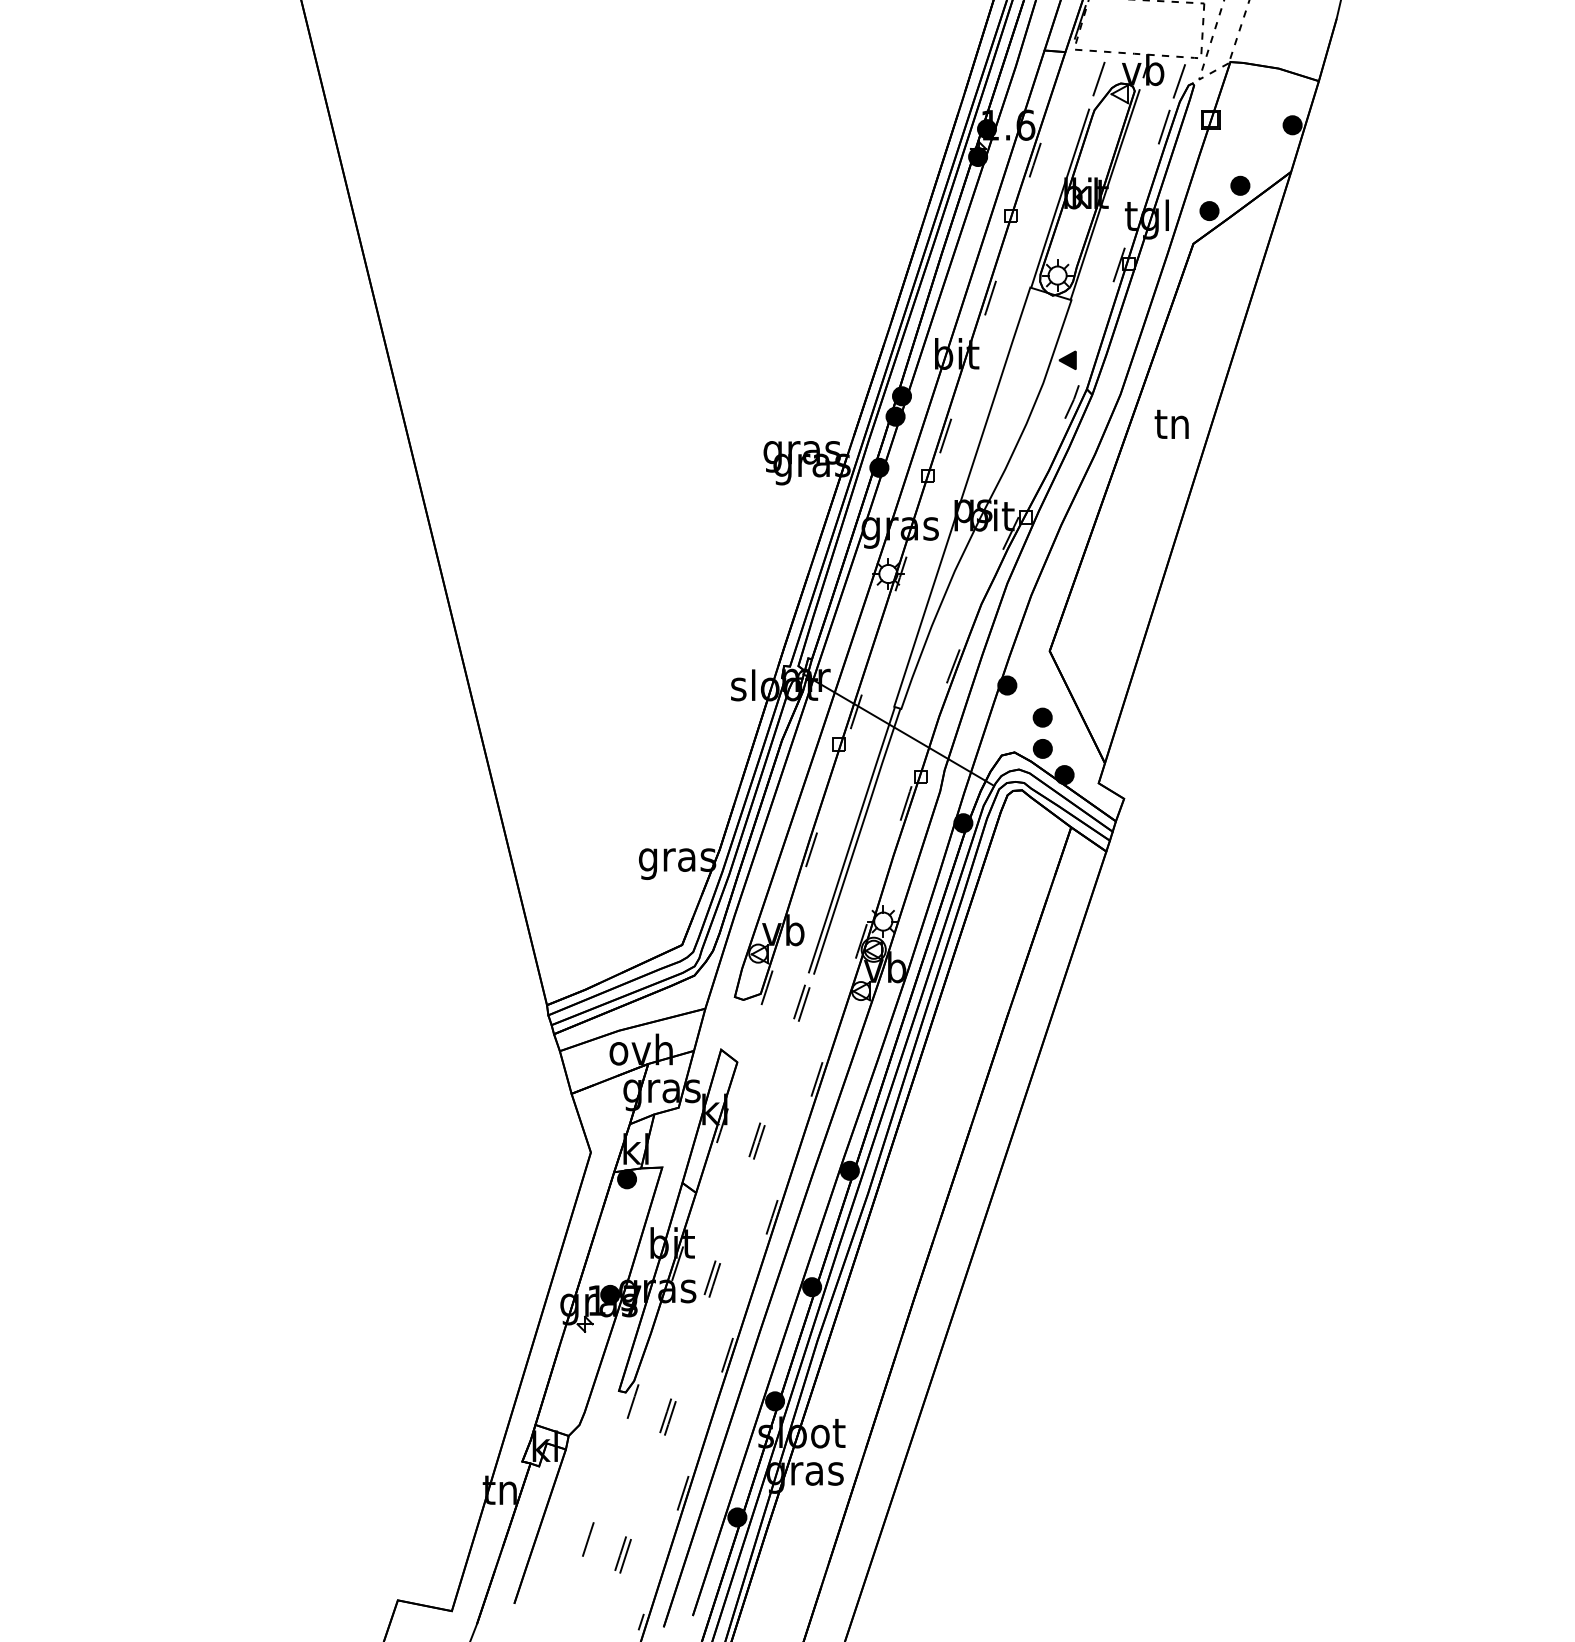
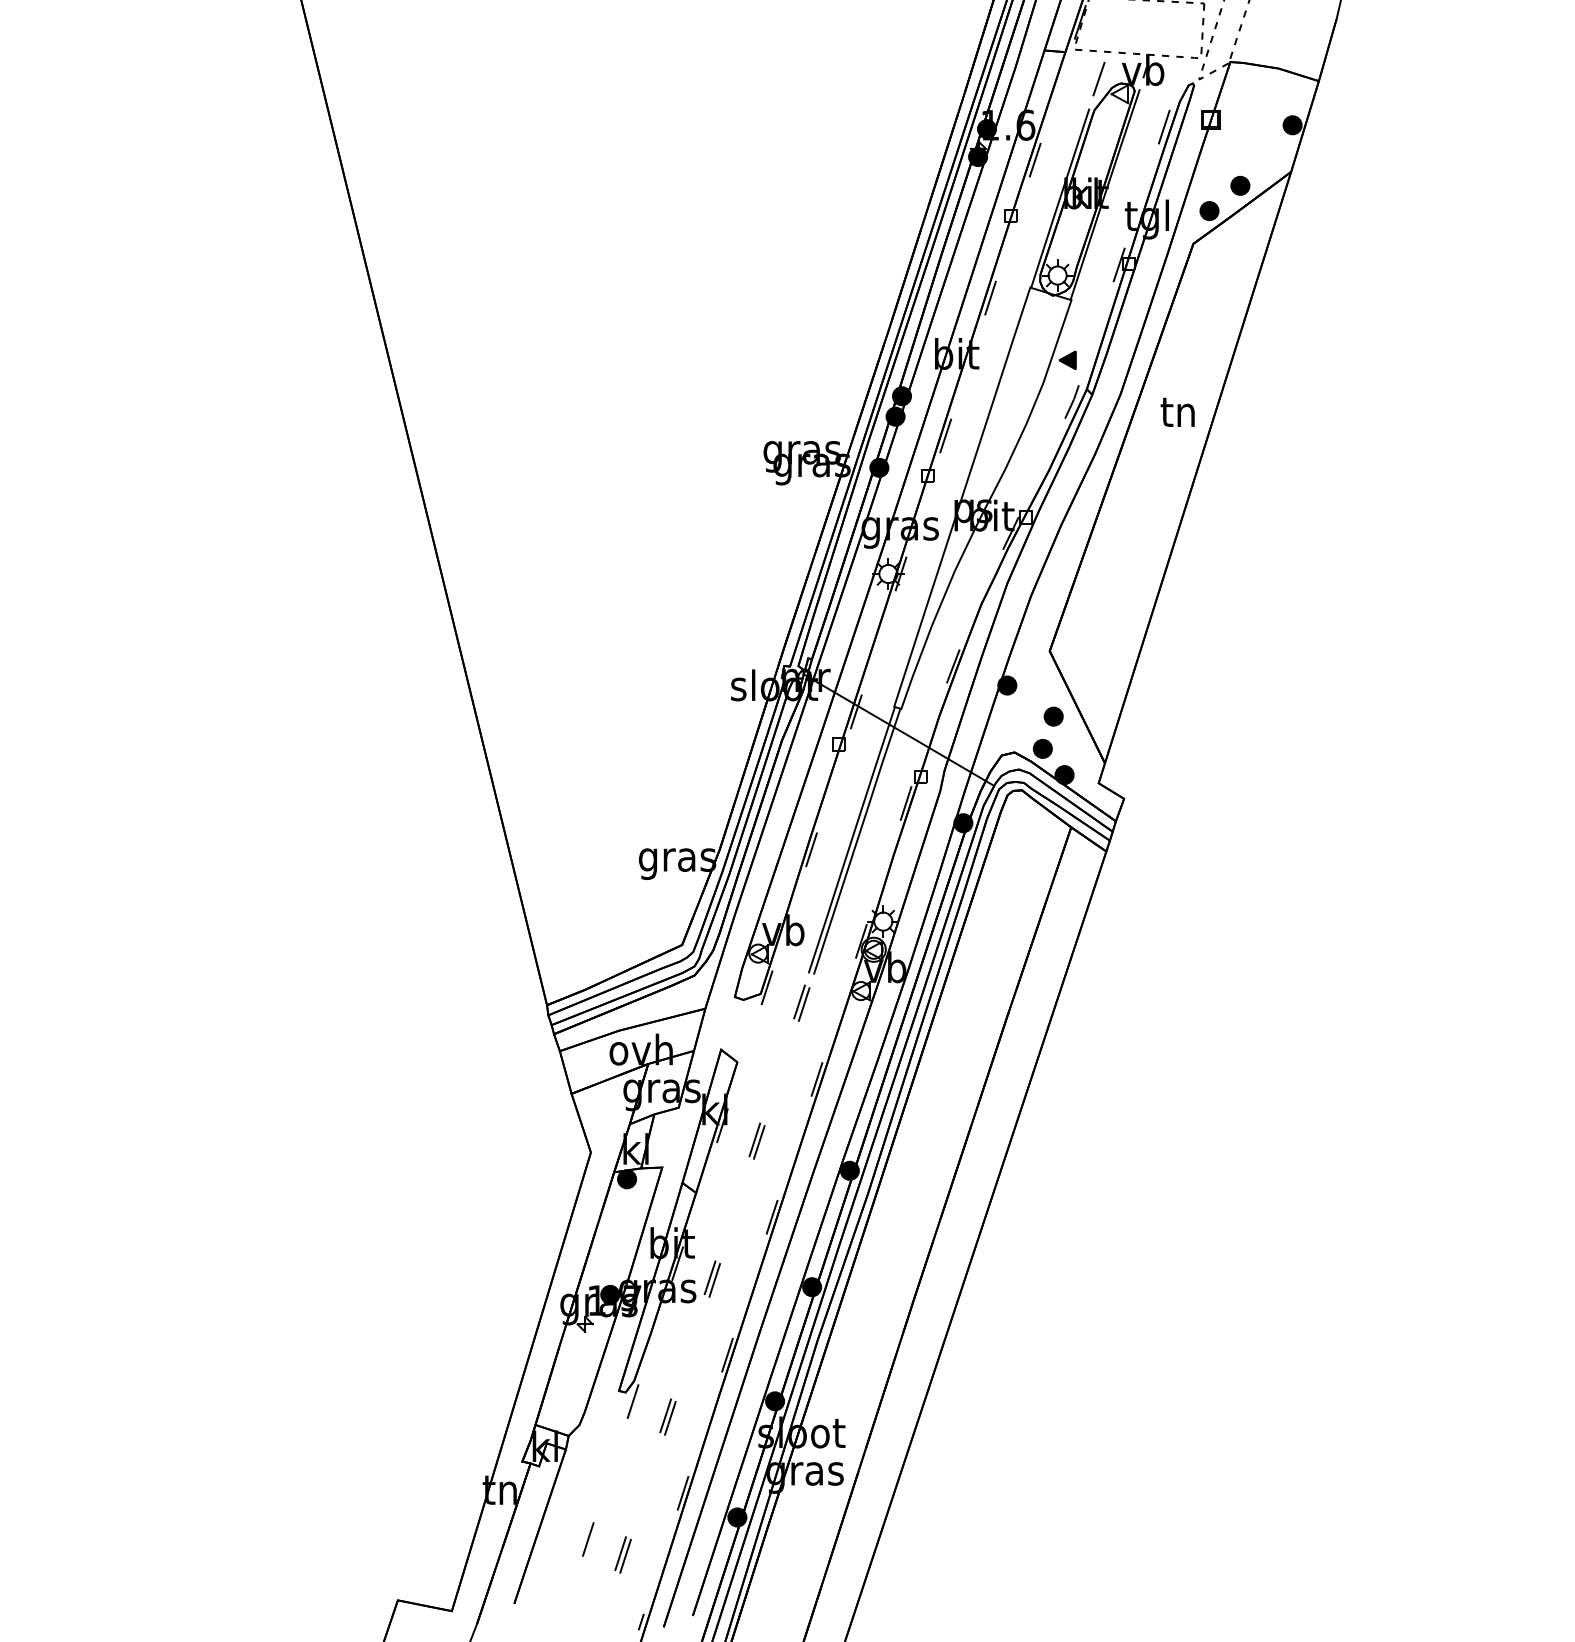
line: present -> none (1179, 81)
text position: (1171, 423) -> (1177, 411) (1177, 411)
part position: (1042, 717) -> (1053, 716) (1053, 716)
